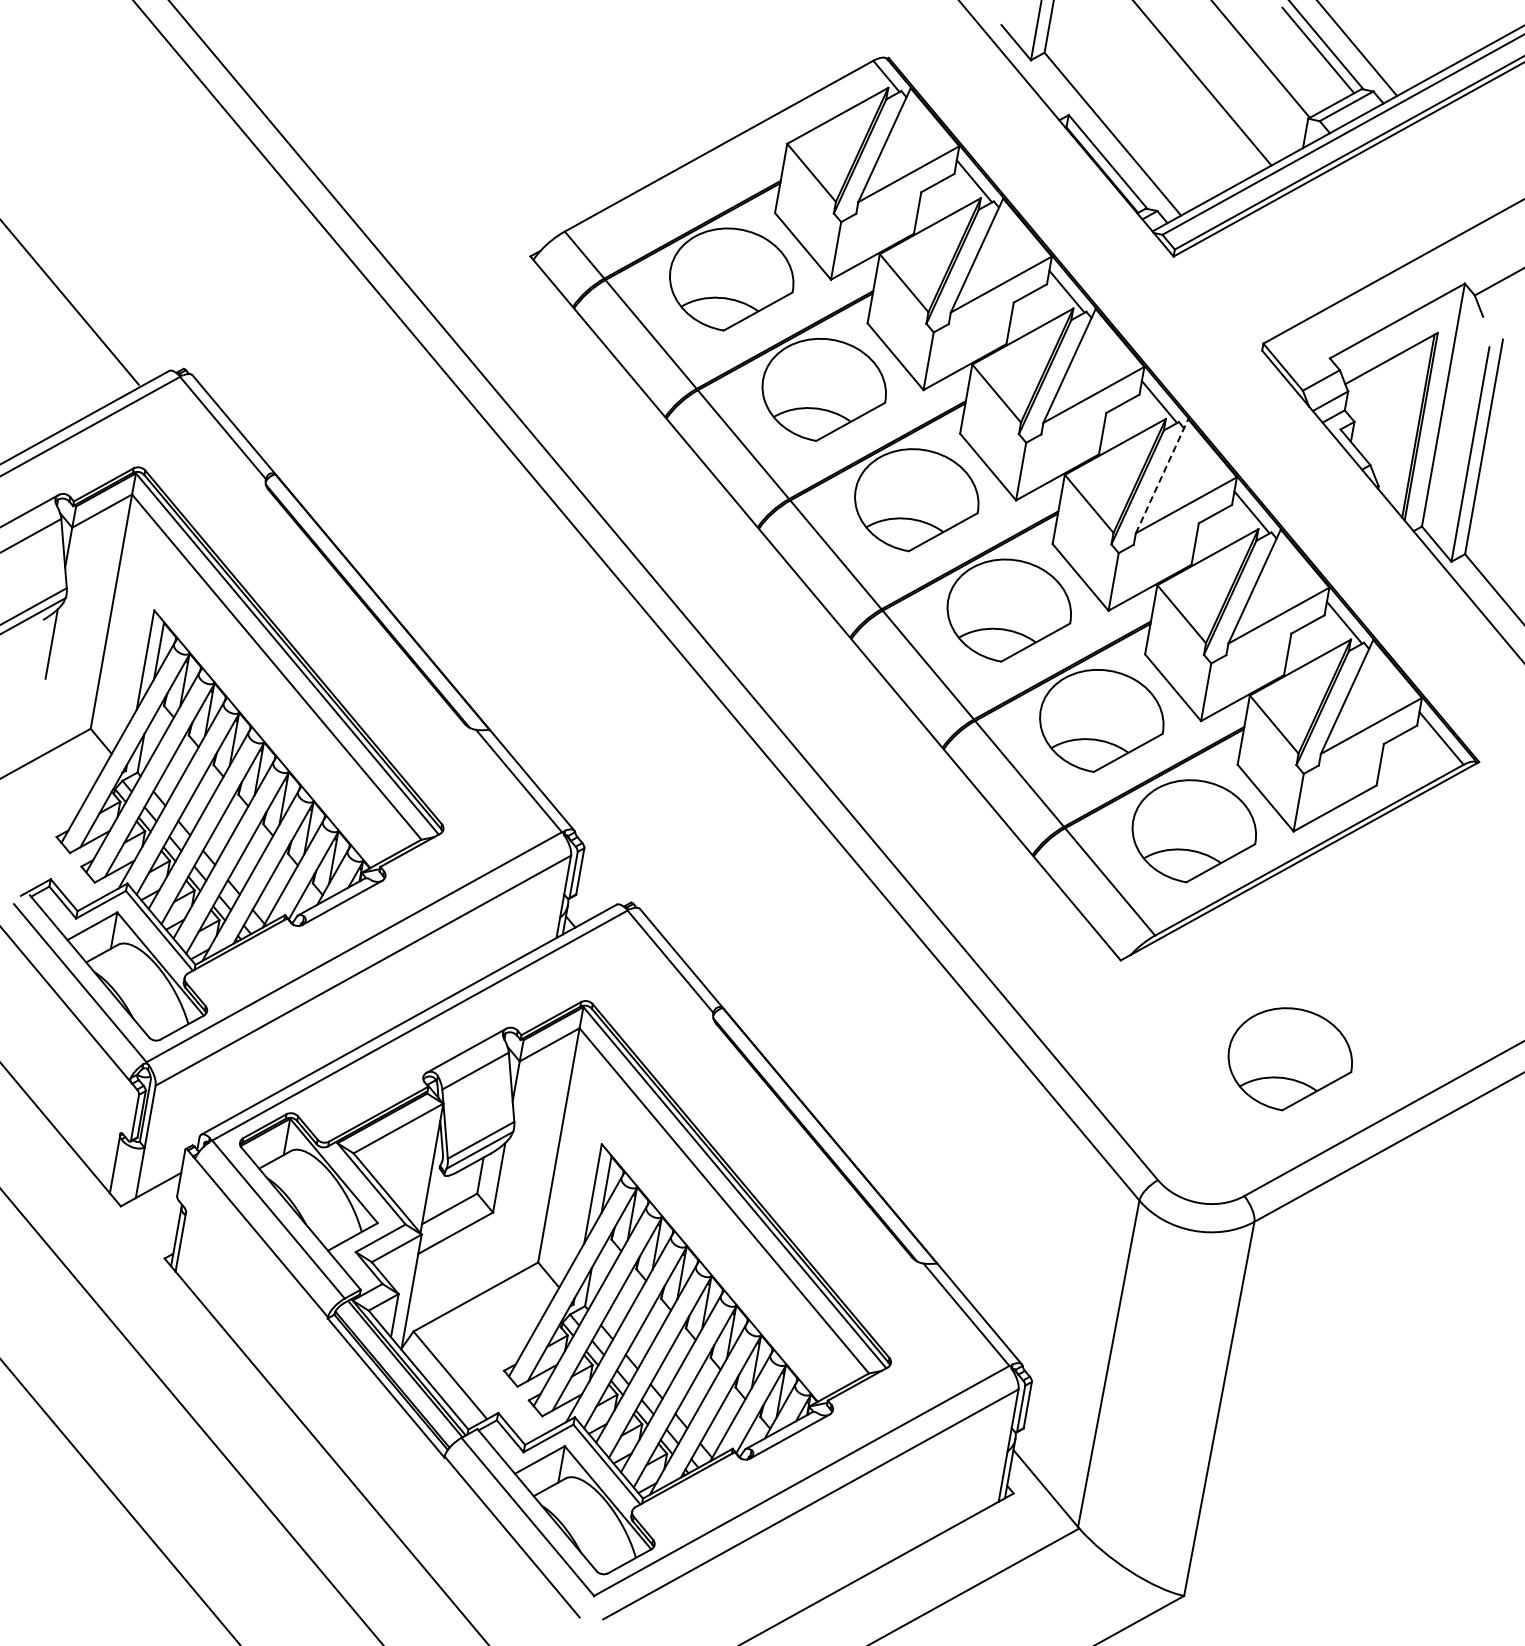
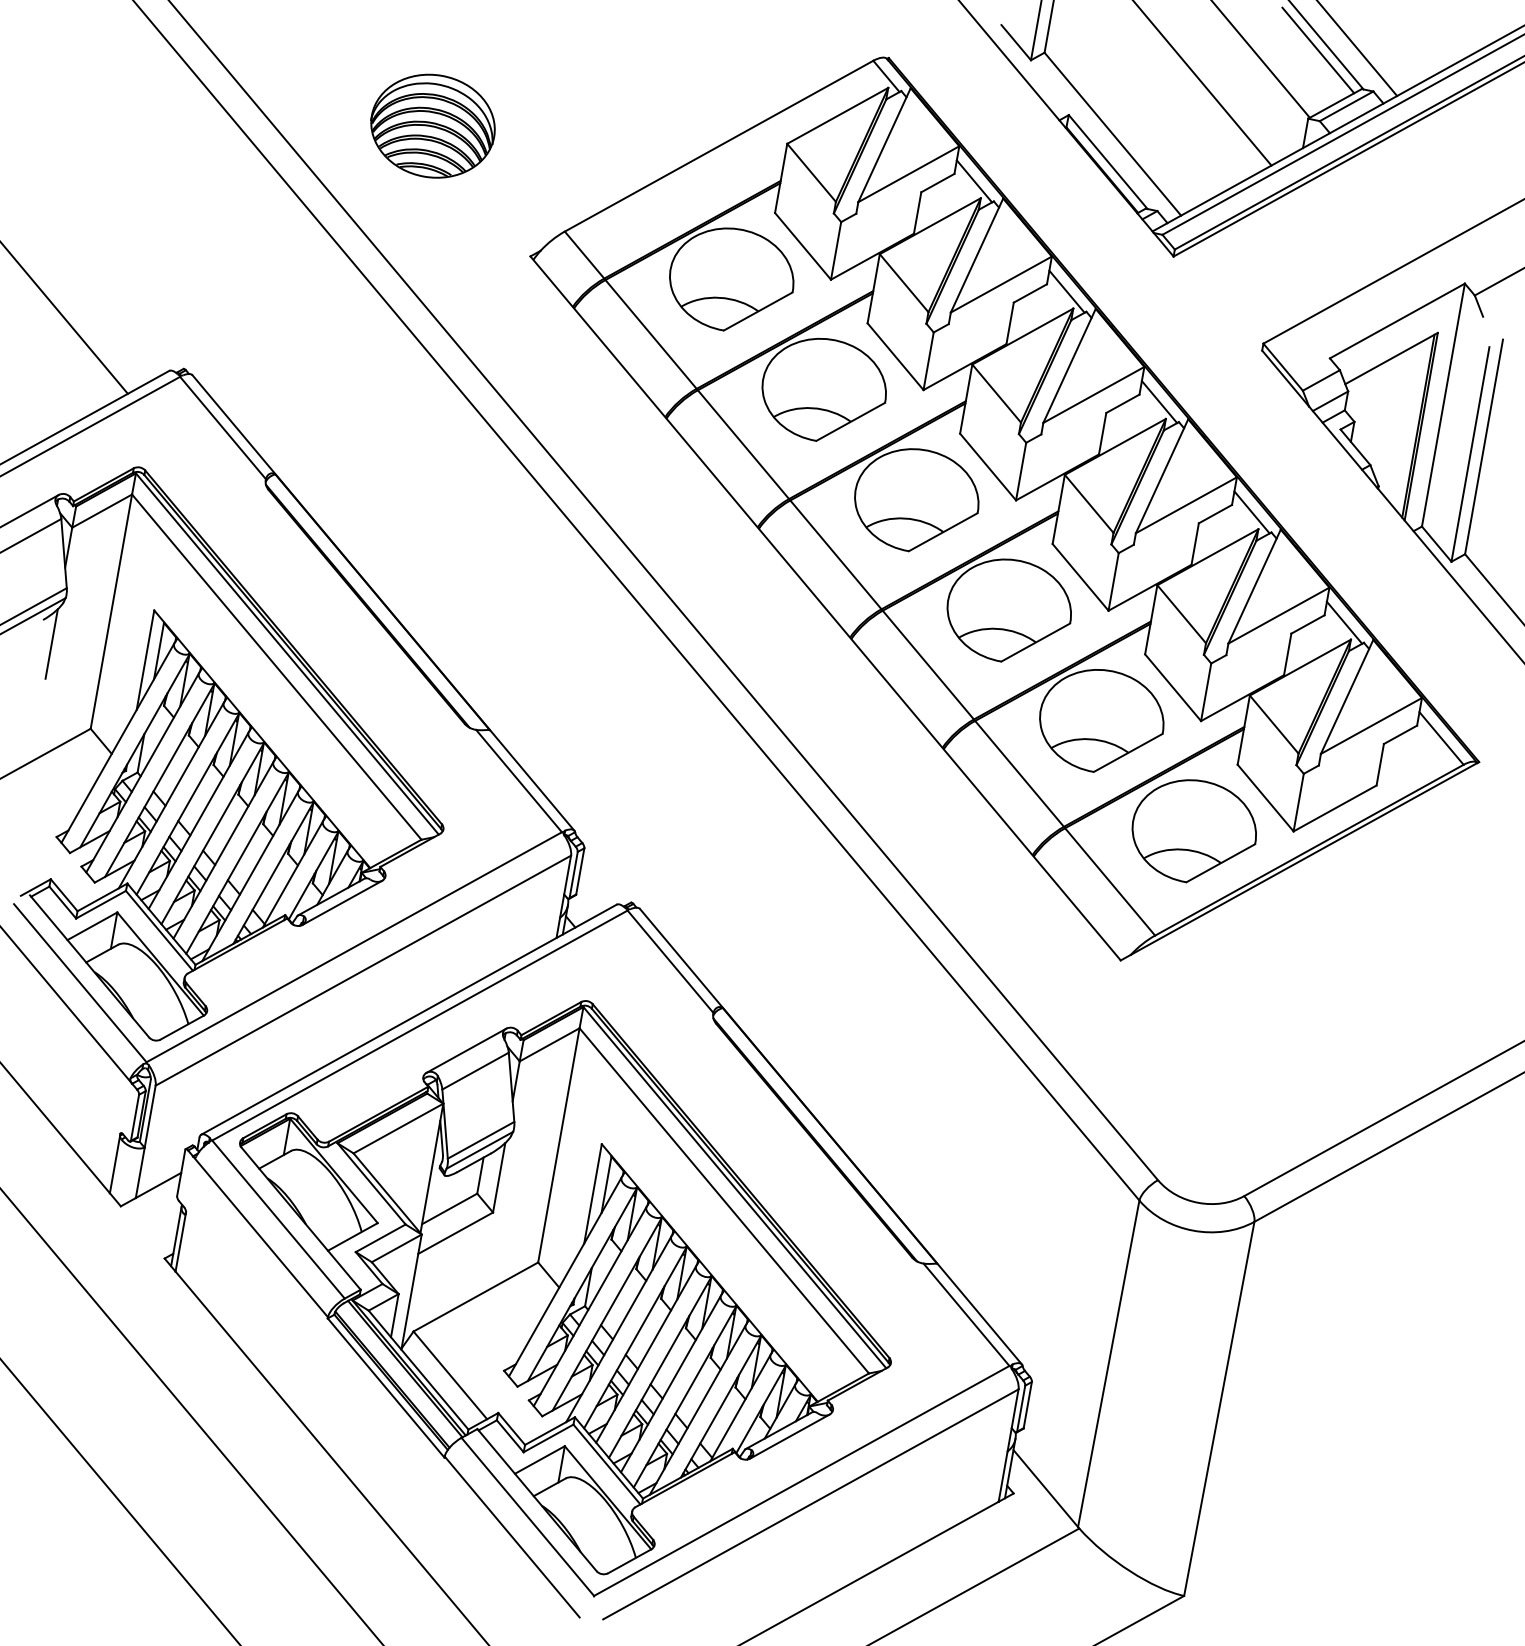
part: none -> present (432, 125)
line position: (70, 302) -> (64, 318) (64, 318)
line: dashed -> solid (1162, 476)
part: present -> none (1289, 1059)
